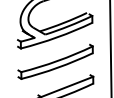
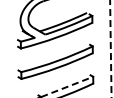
line: solid -> dashed (110, 48)
line: solid -> dashed (67, 86)
